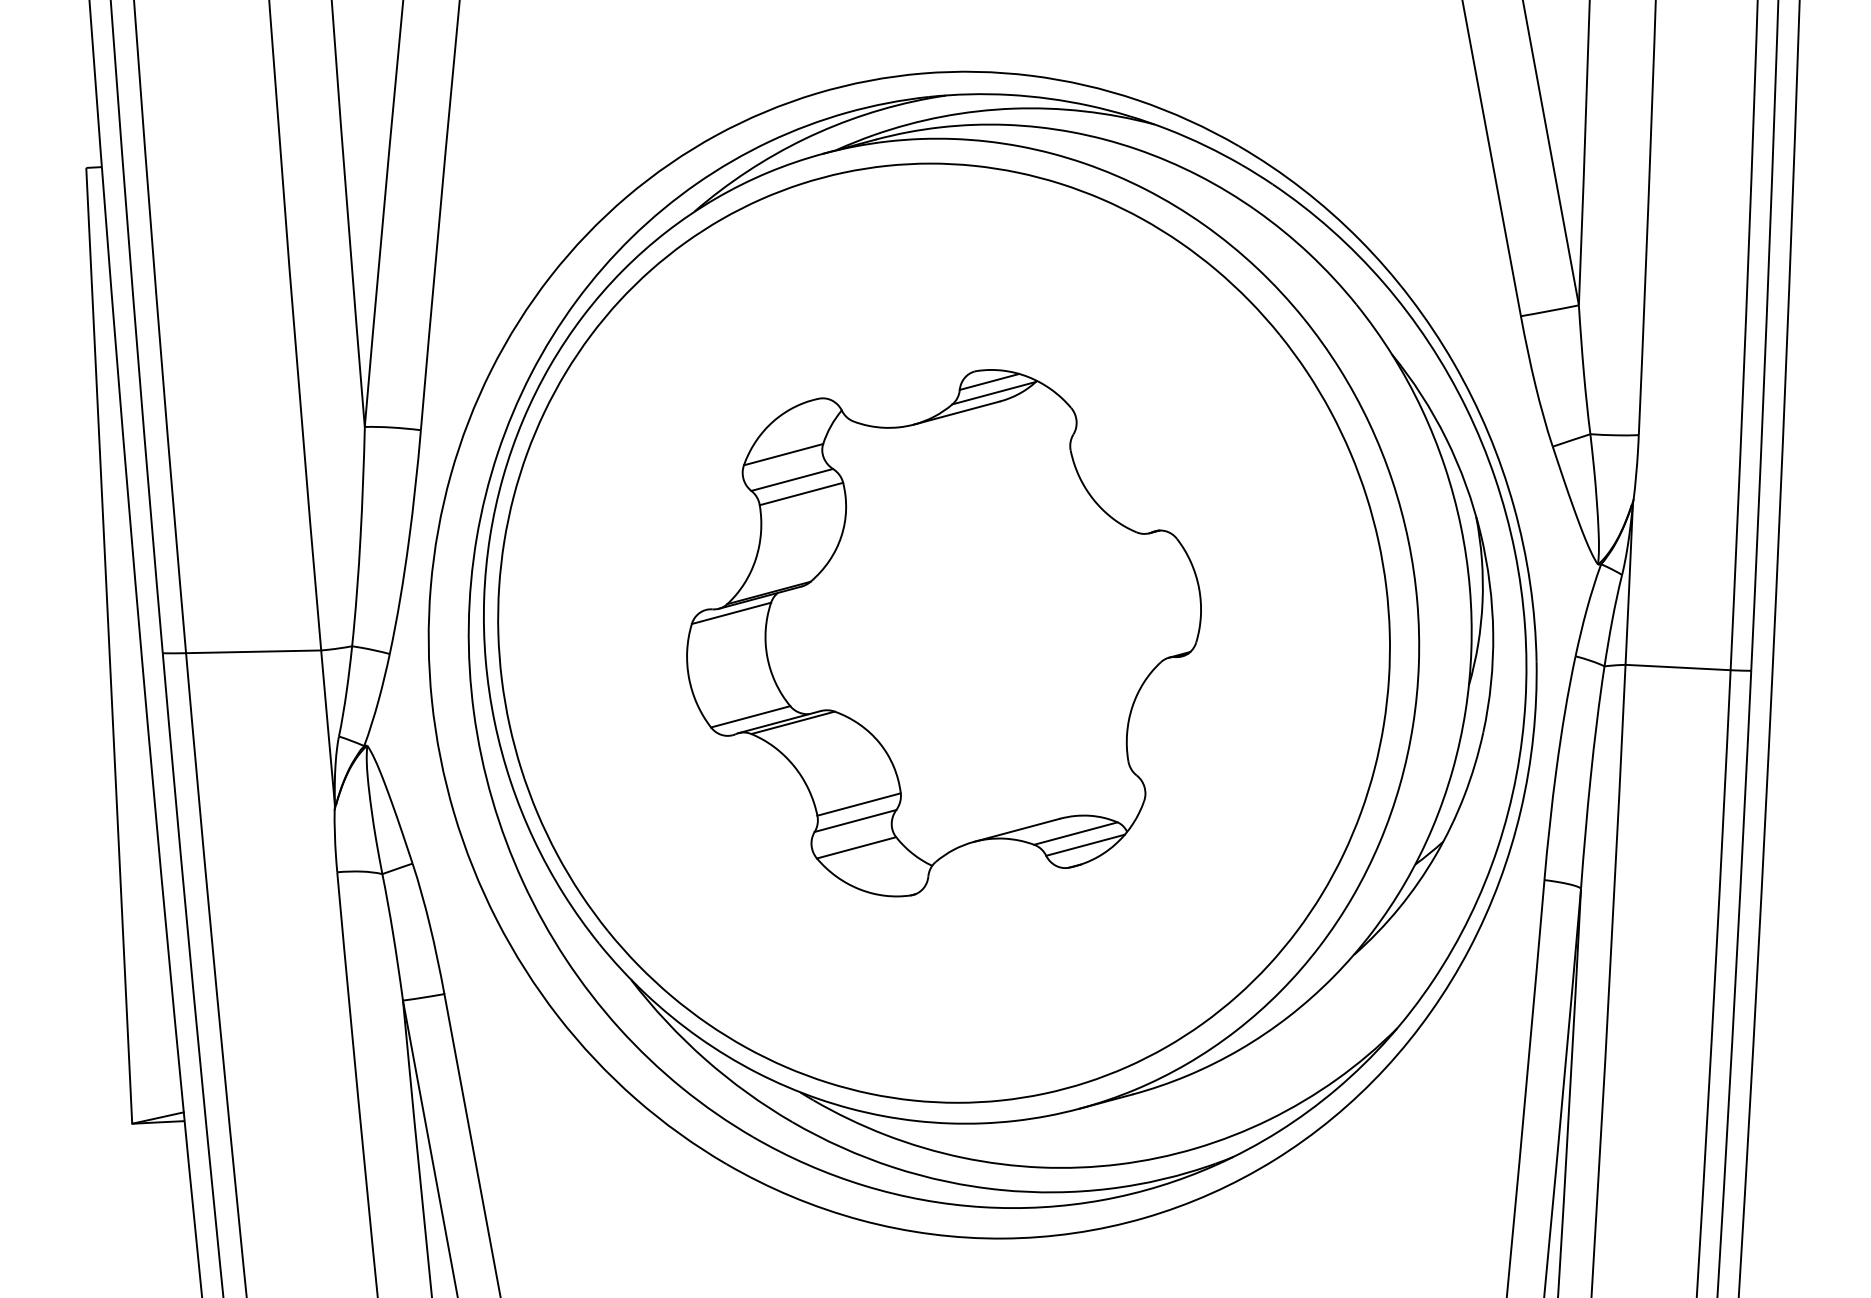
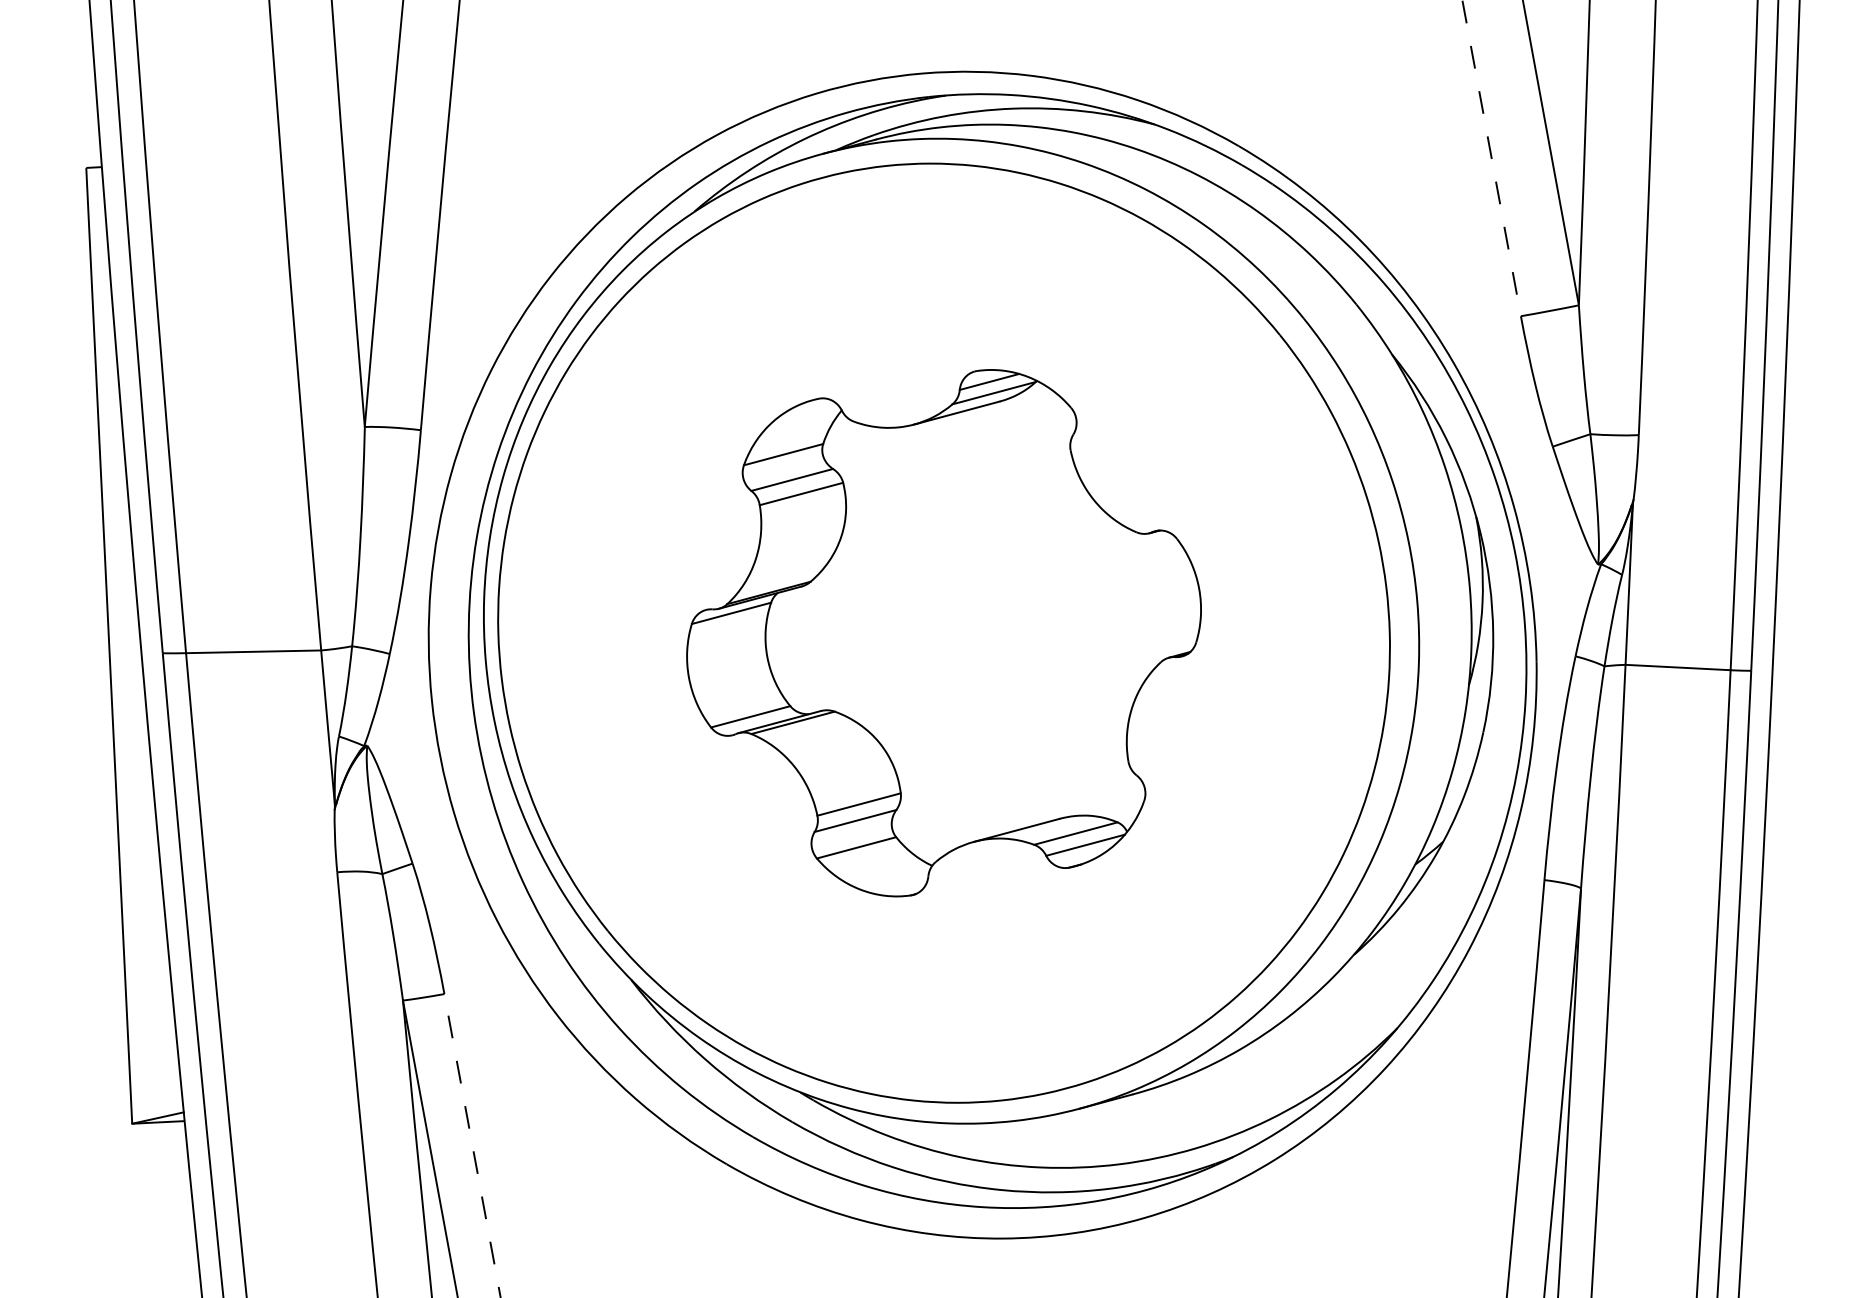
line: solid -> dashed (1491, 158)
line: solid -> dashed (472, 1145)
